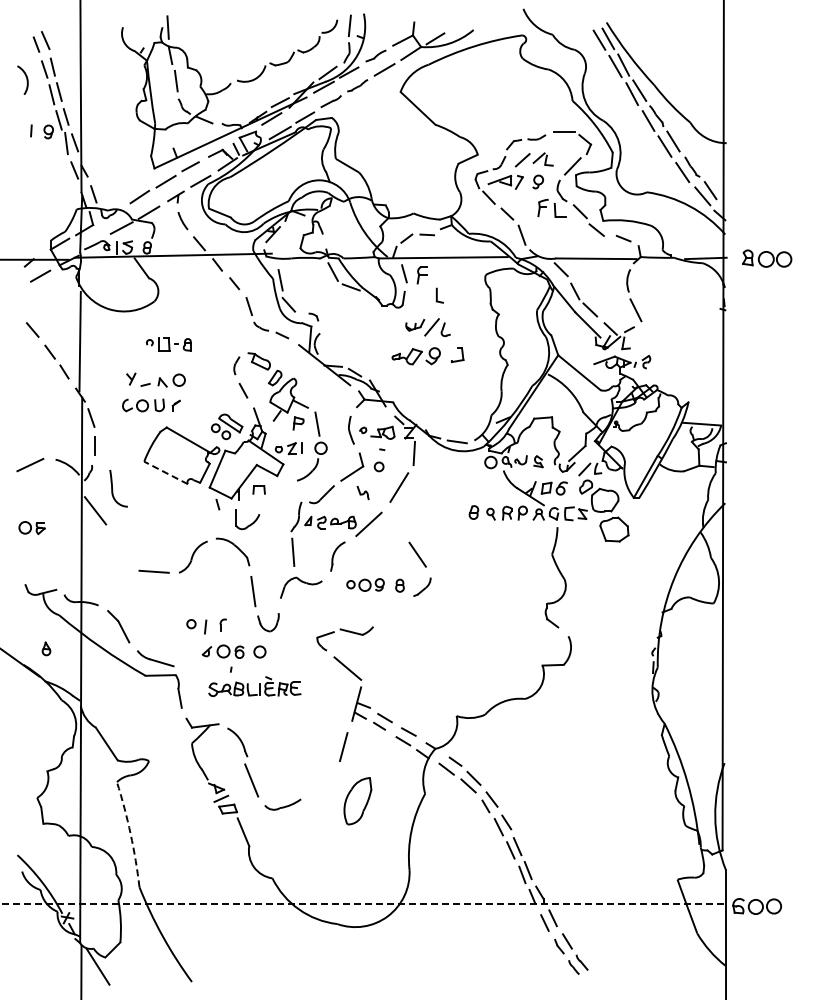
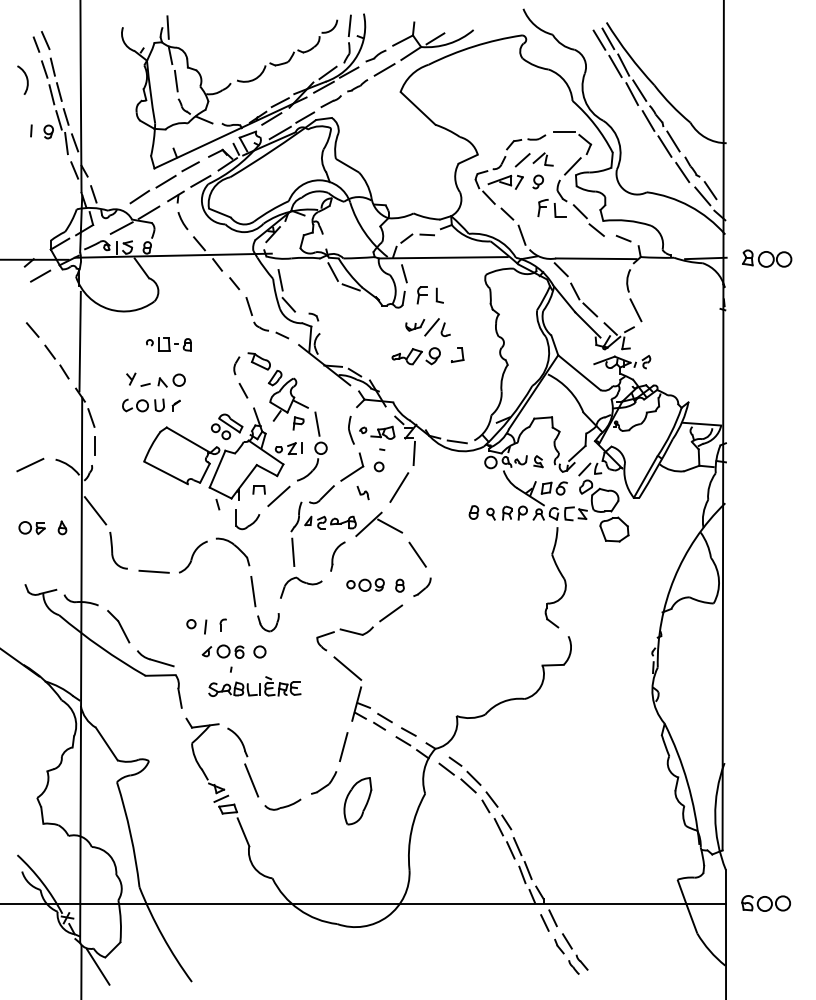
part position: (421, 275) -> (421, 295) (421, 295)
line: dashed -> solid (166, 472)
part position: (118, 488) -> (118, 550) (118, 550)
line: none -> present (278, 496)
line: none -> present (390, 525)
line: none -> present (391, 613)
part position: (46, 648) -> (62, 527) (62, 527)
part: none -> present (324, 782)
arc: dashed -> solid (130, 834)
line: dashed -> solid (363, 903)
part position: (756, 906) -> (765, 903) (765, 903)
